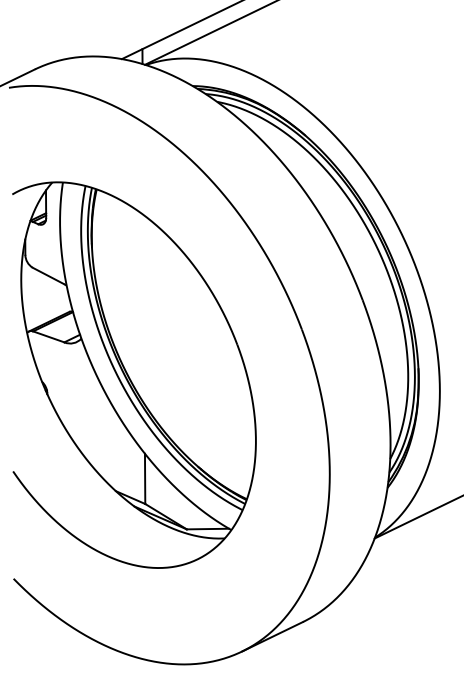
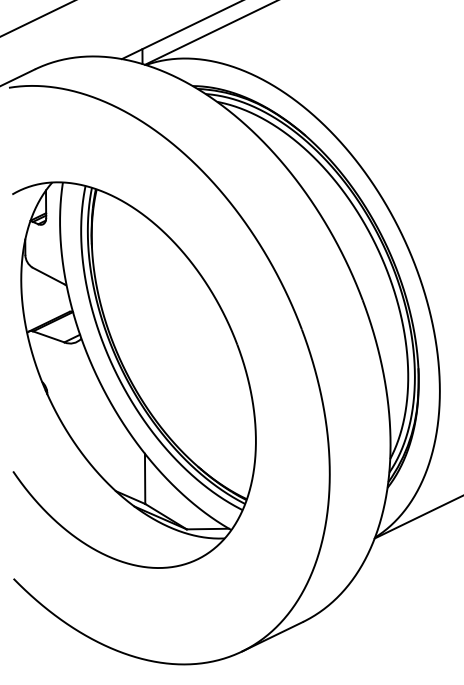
line: none -> present (37, 18)
